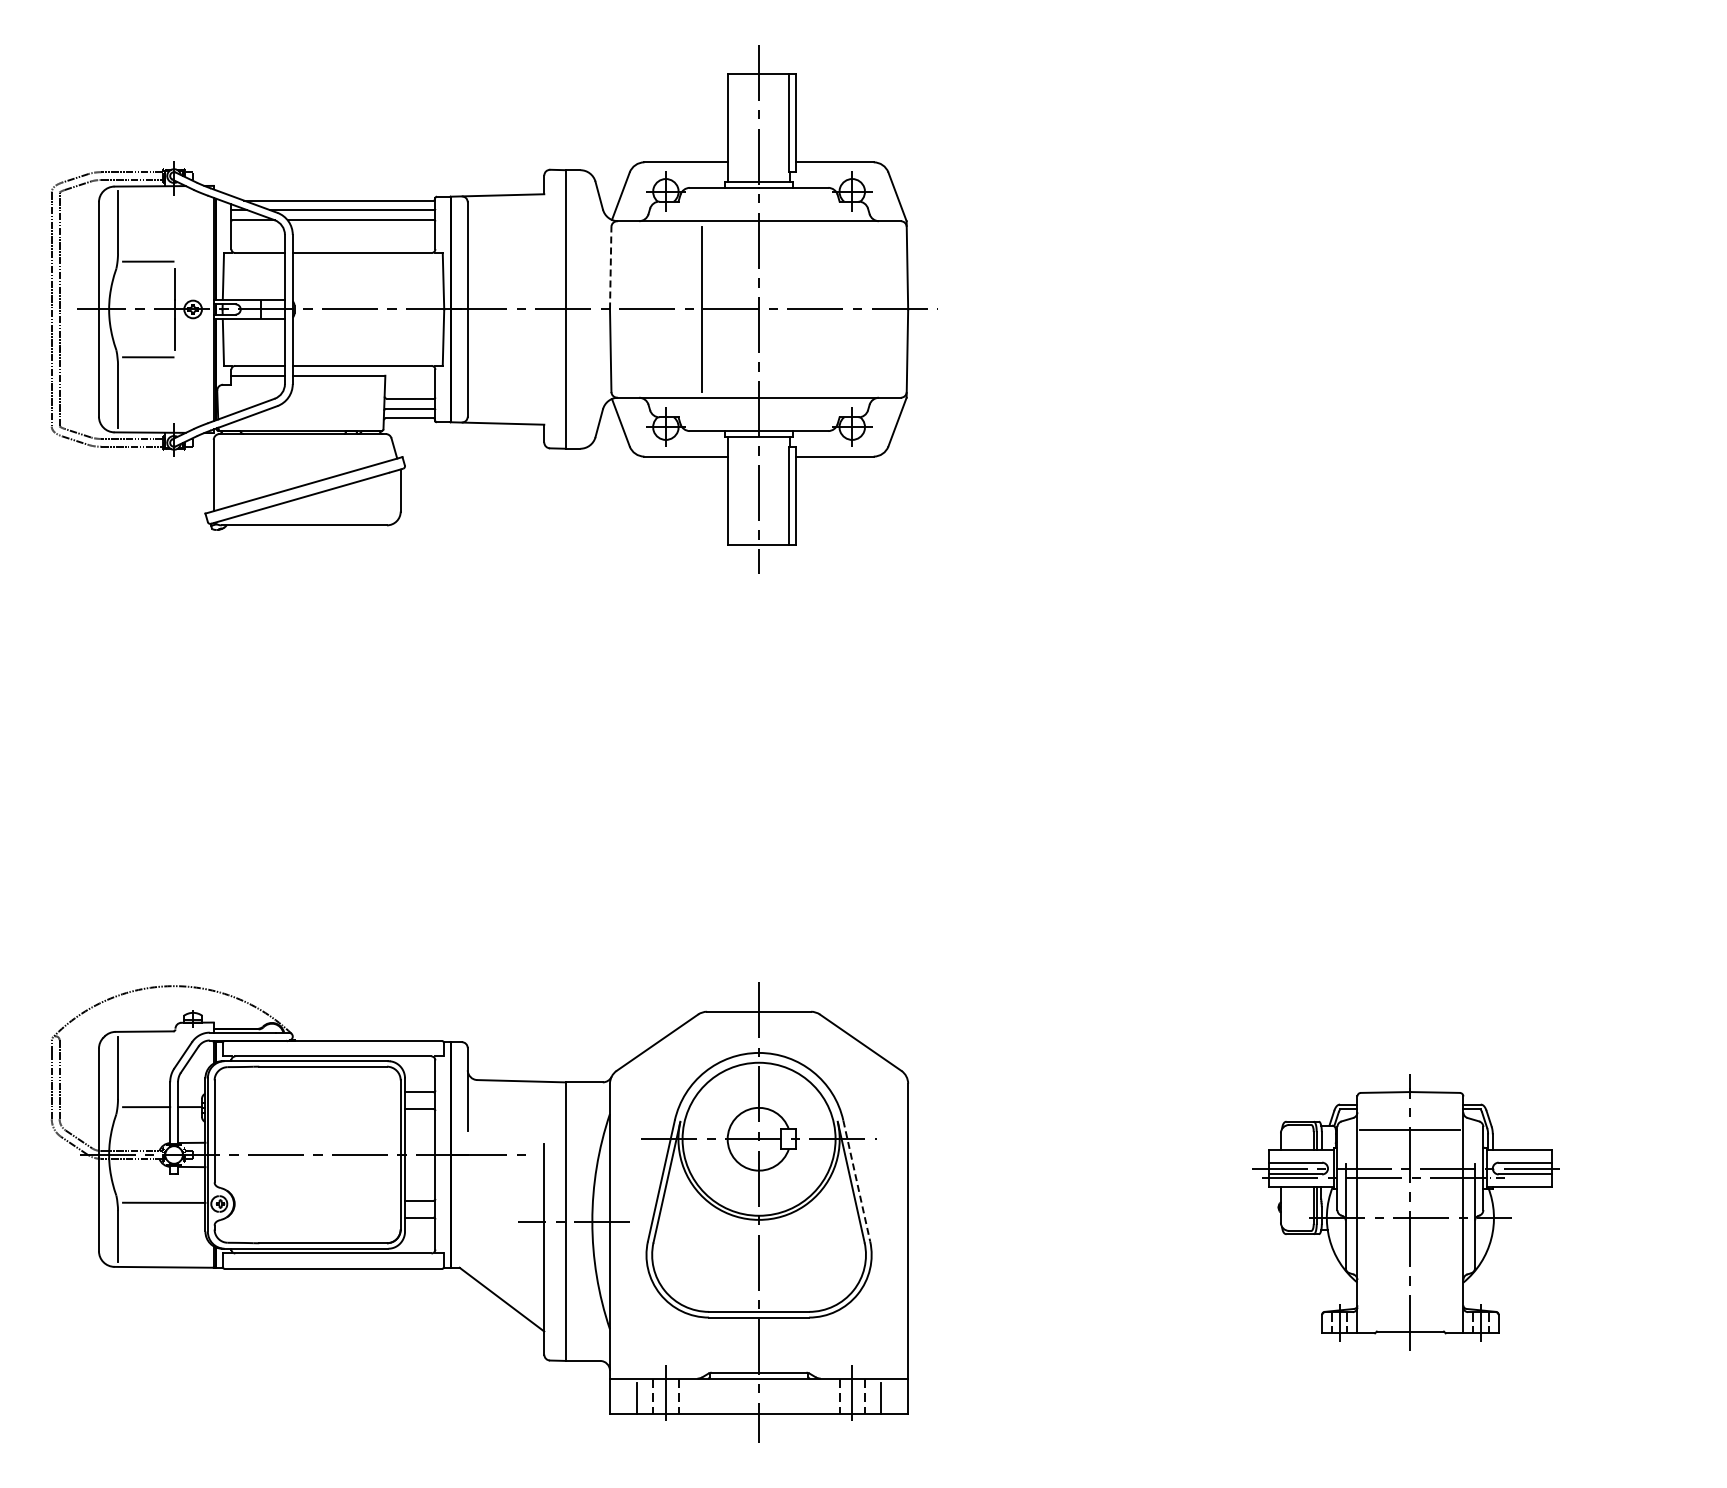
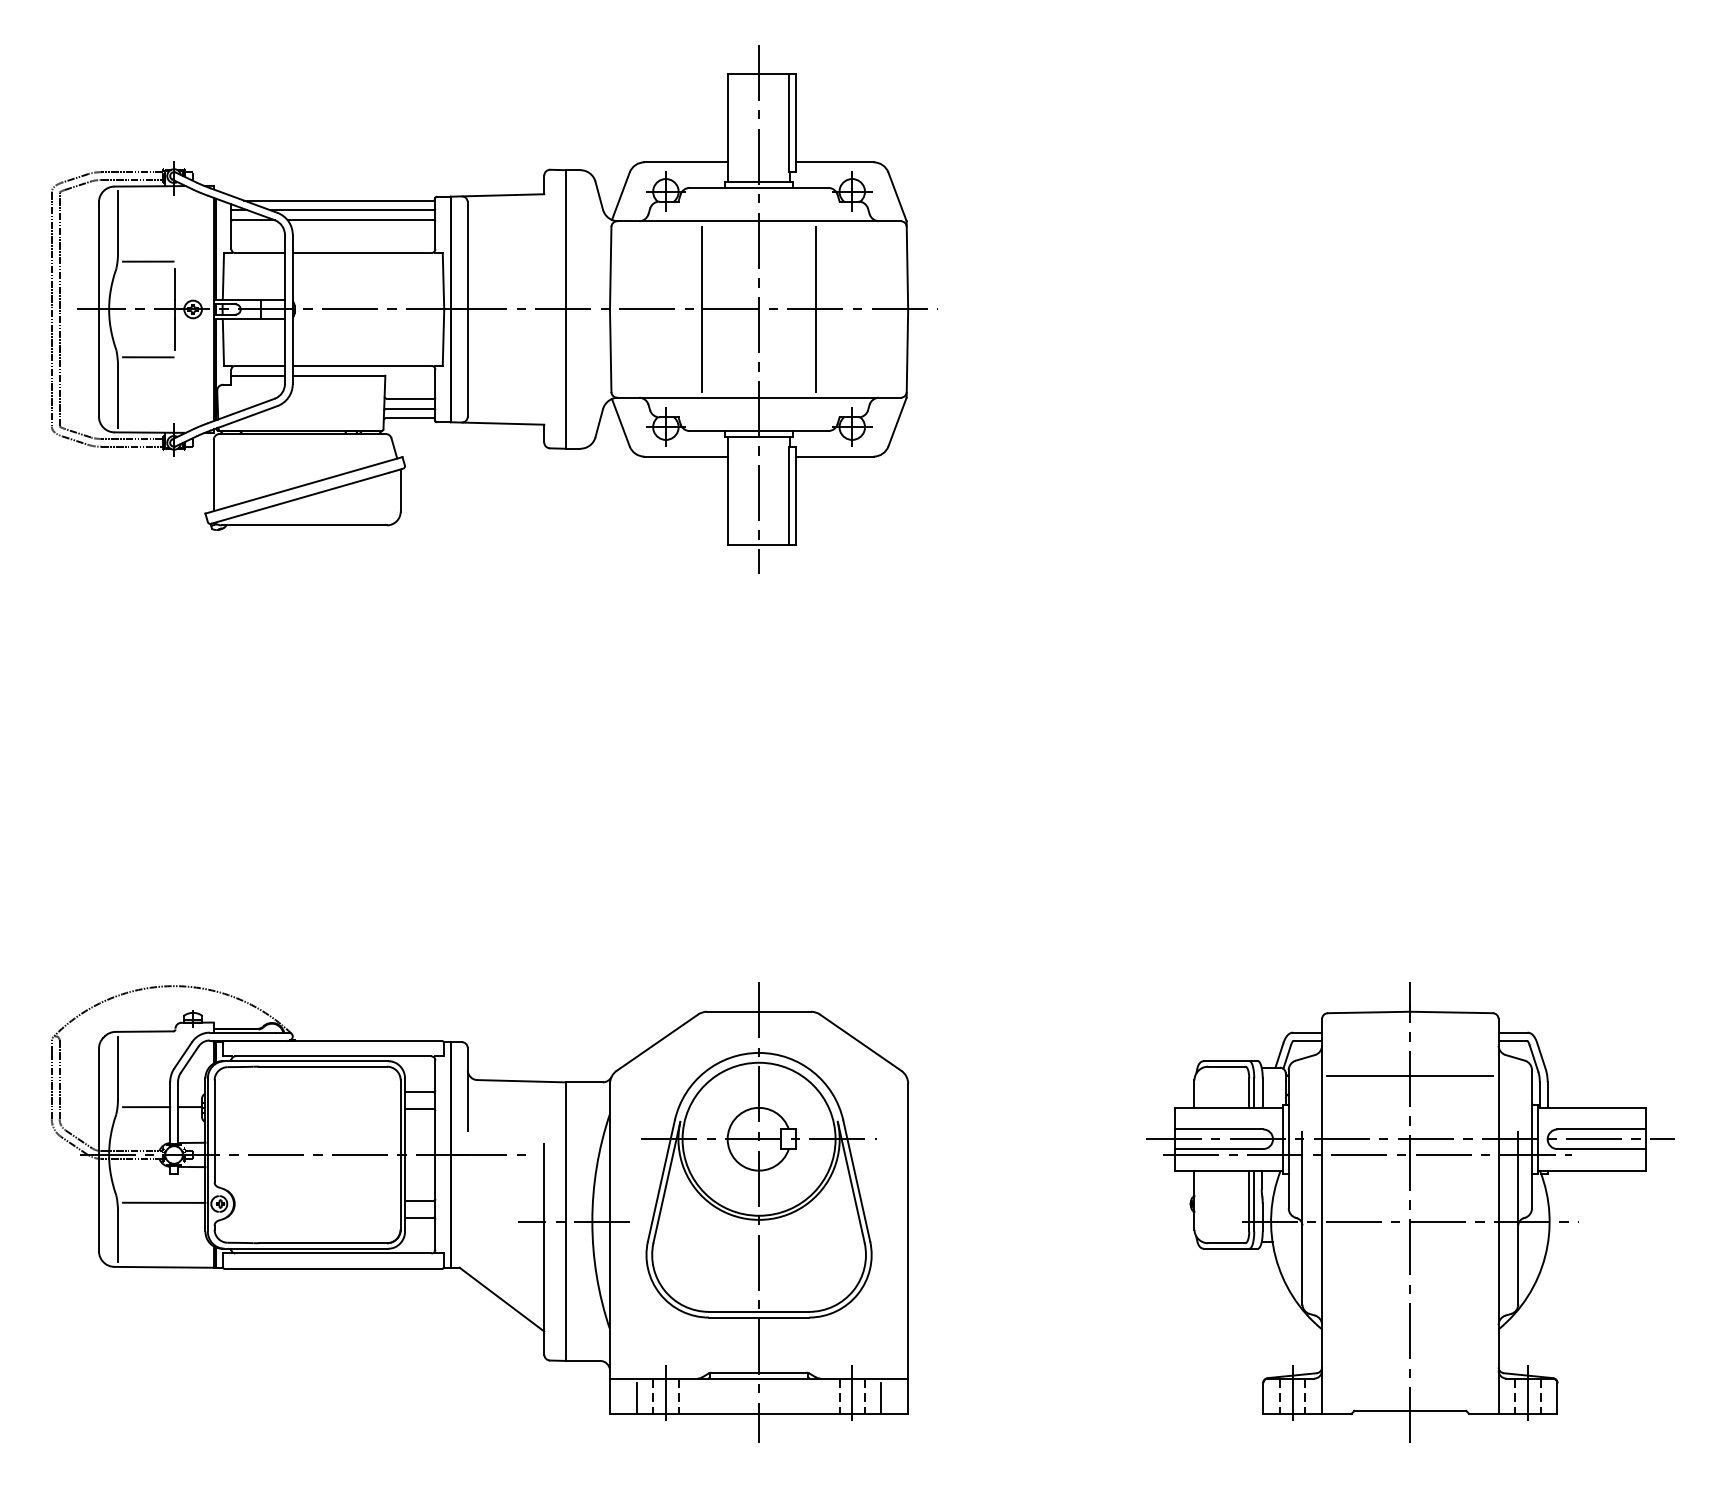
line: dashed -> solid (610, 267)
line: none -> present (815, 309)
line: dashed -> solid (856, 1181)
part size: 308x277 px -> 529x461 px (1410, 1212)
